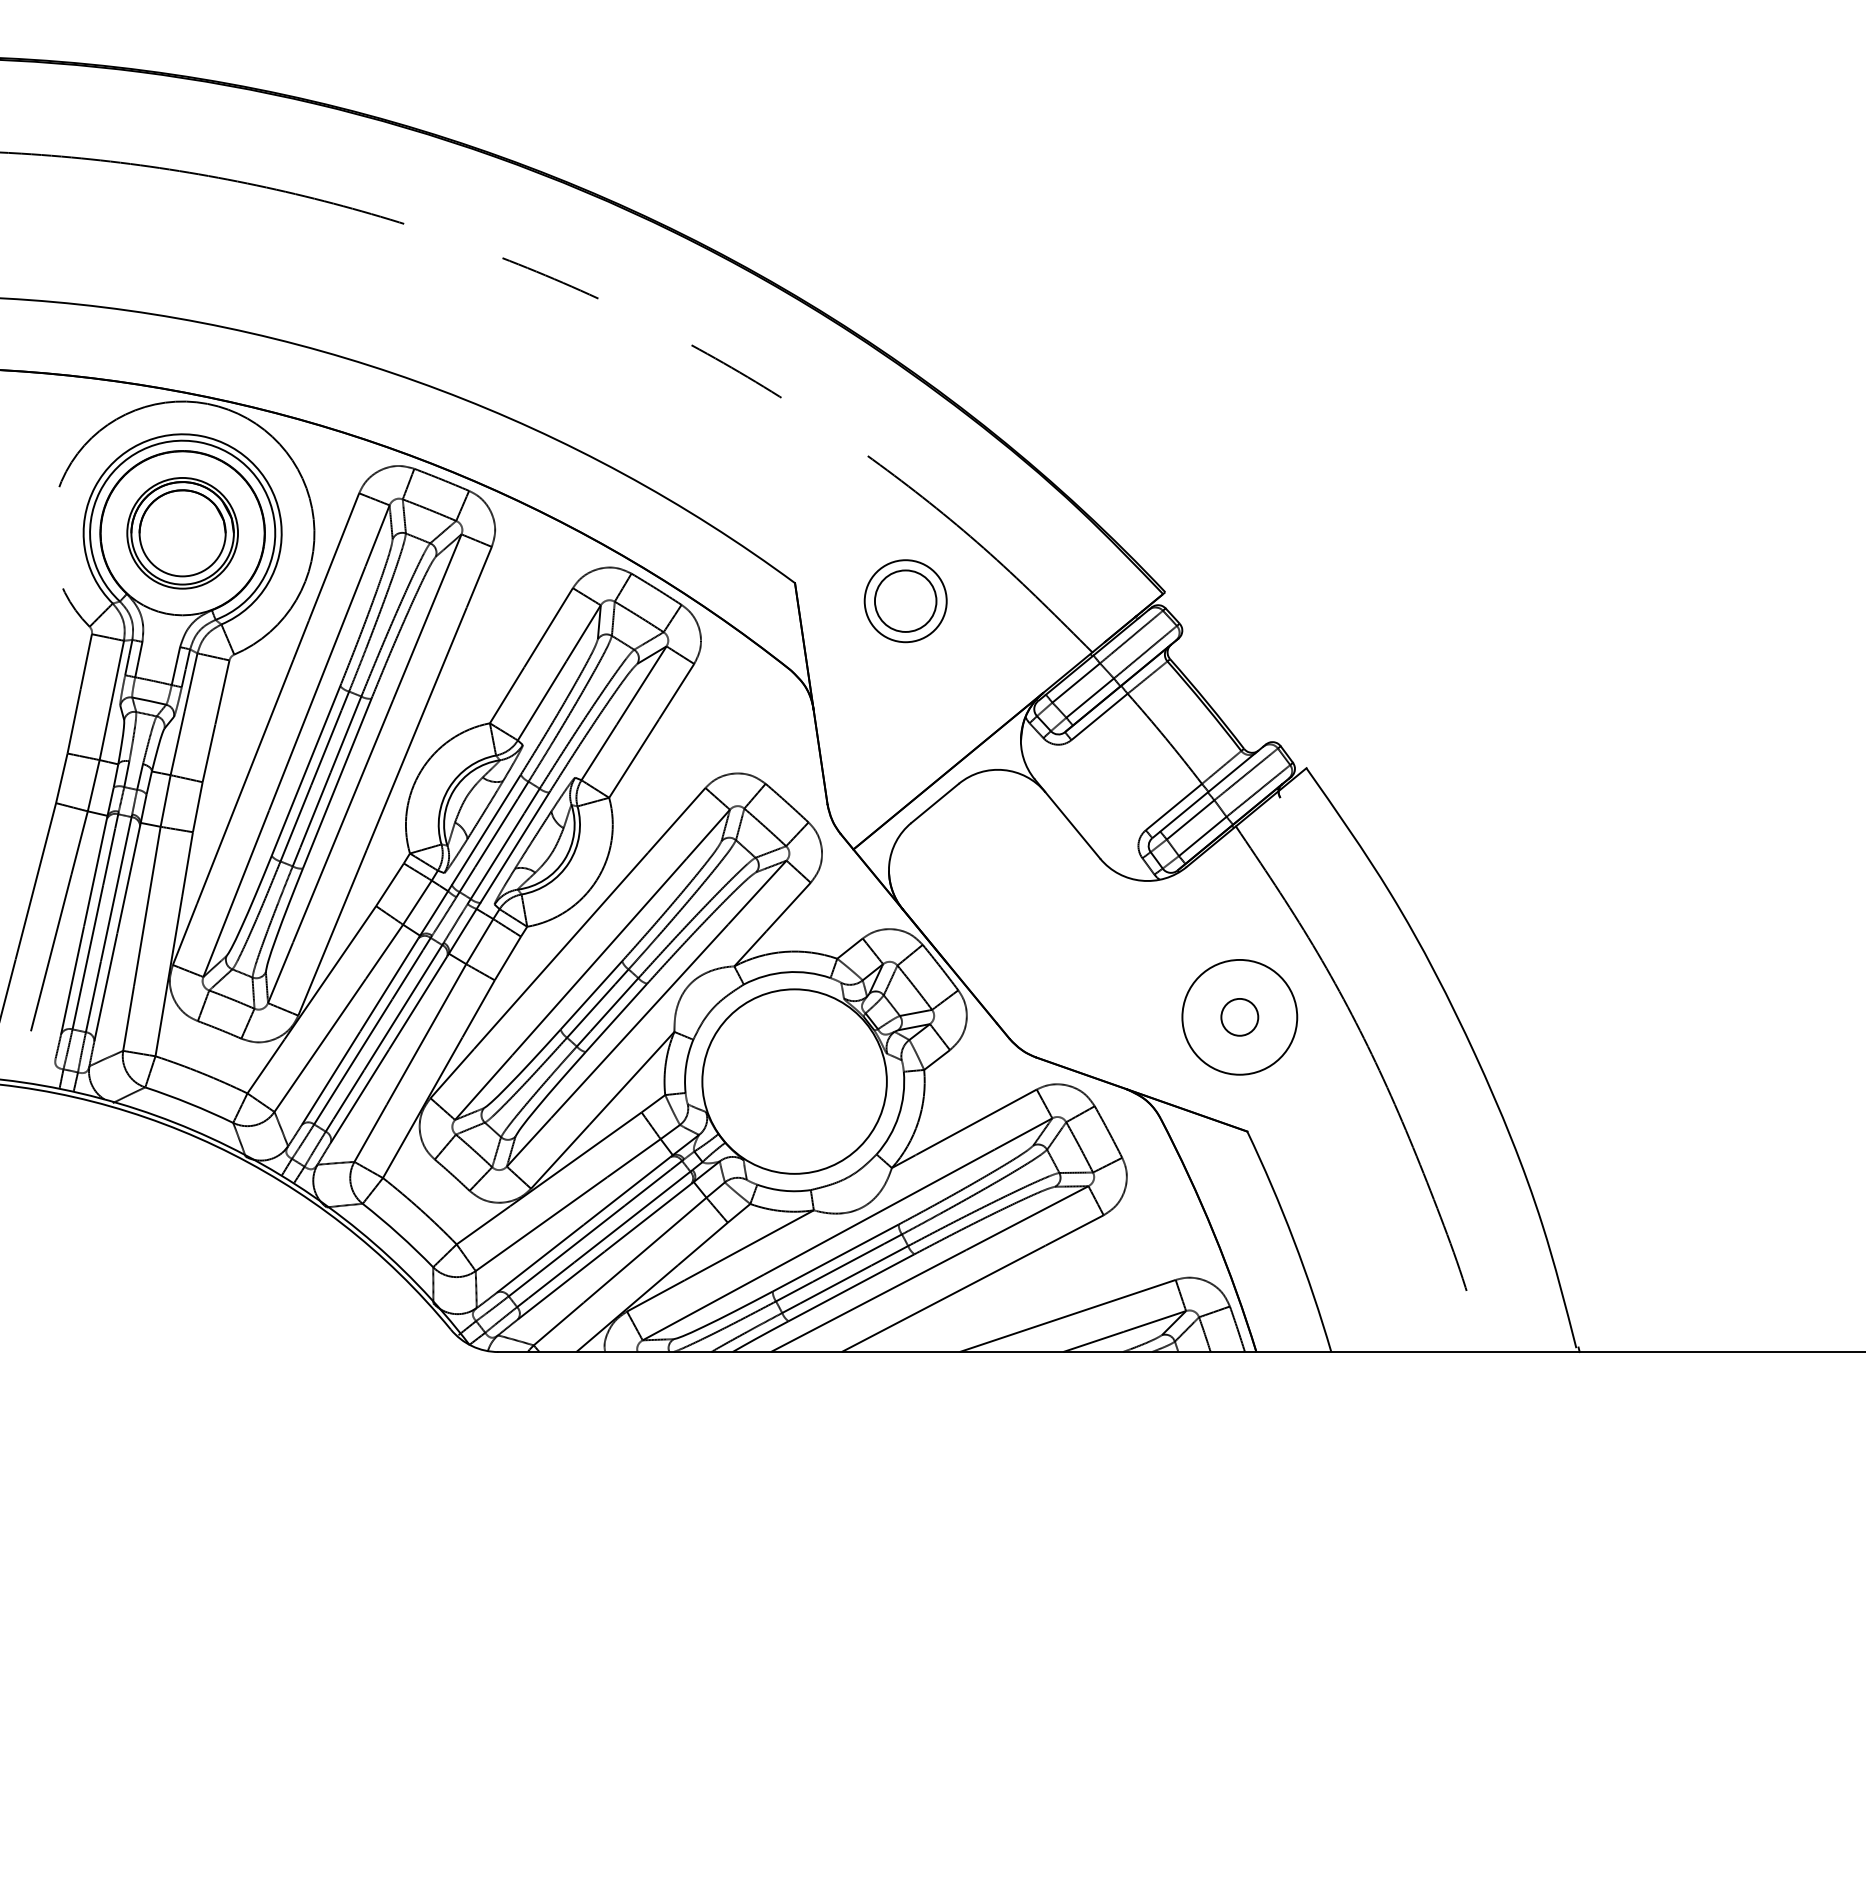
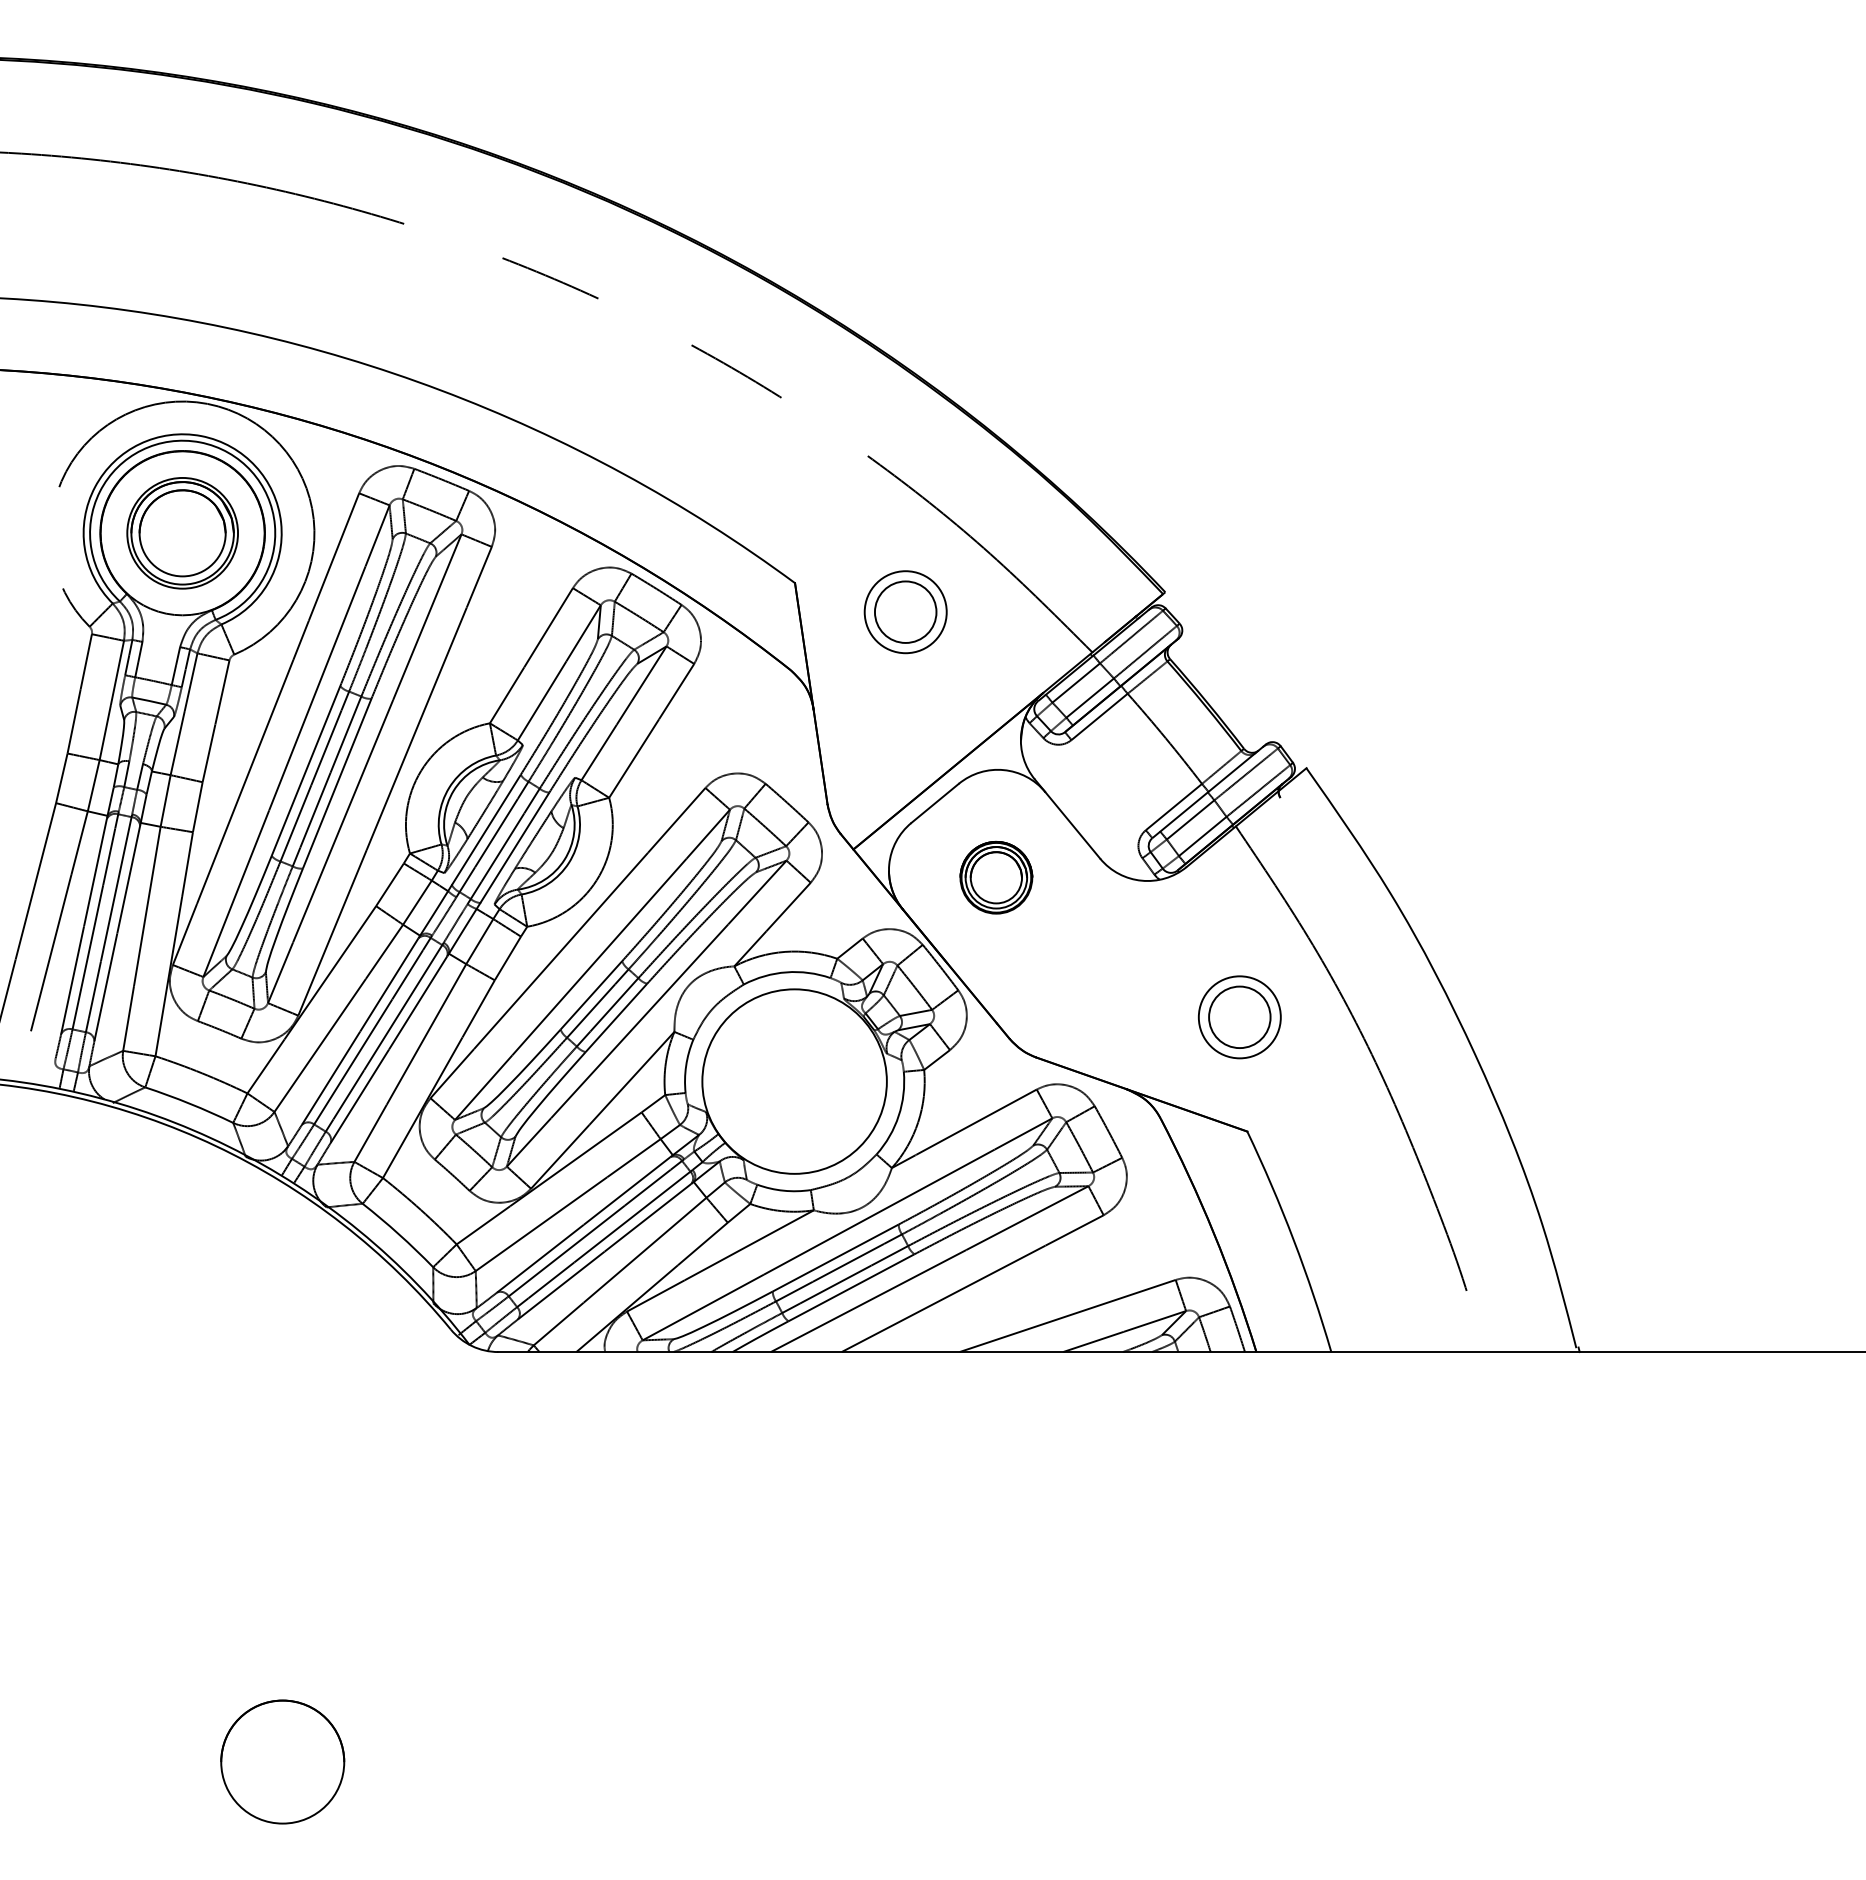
part position: (905, 601) -> (905, 612) (905, 612)
part: none -> present (996, 877)
circle diameter: 115 px -> 82 px (1239, 1017)
circle diameter: 37 px -> 62 px (1239, 1017)
circle: none -> present (282, 1761)
